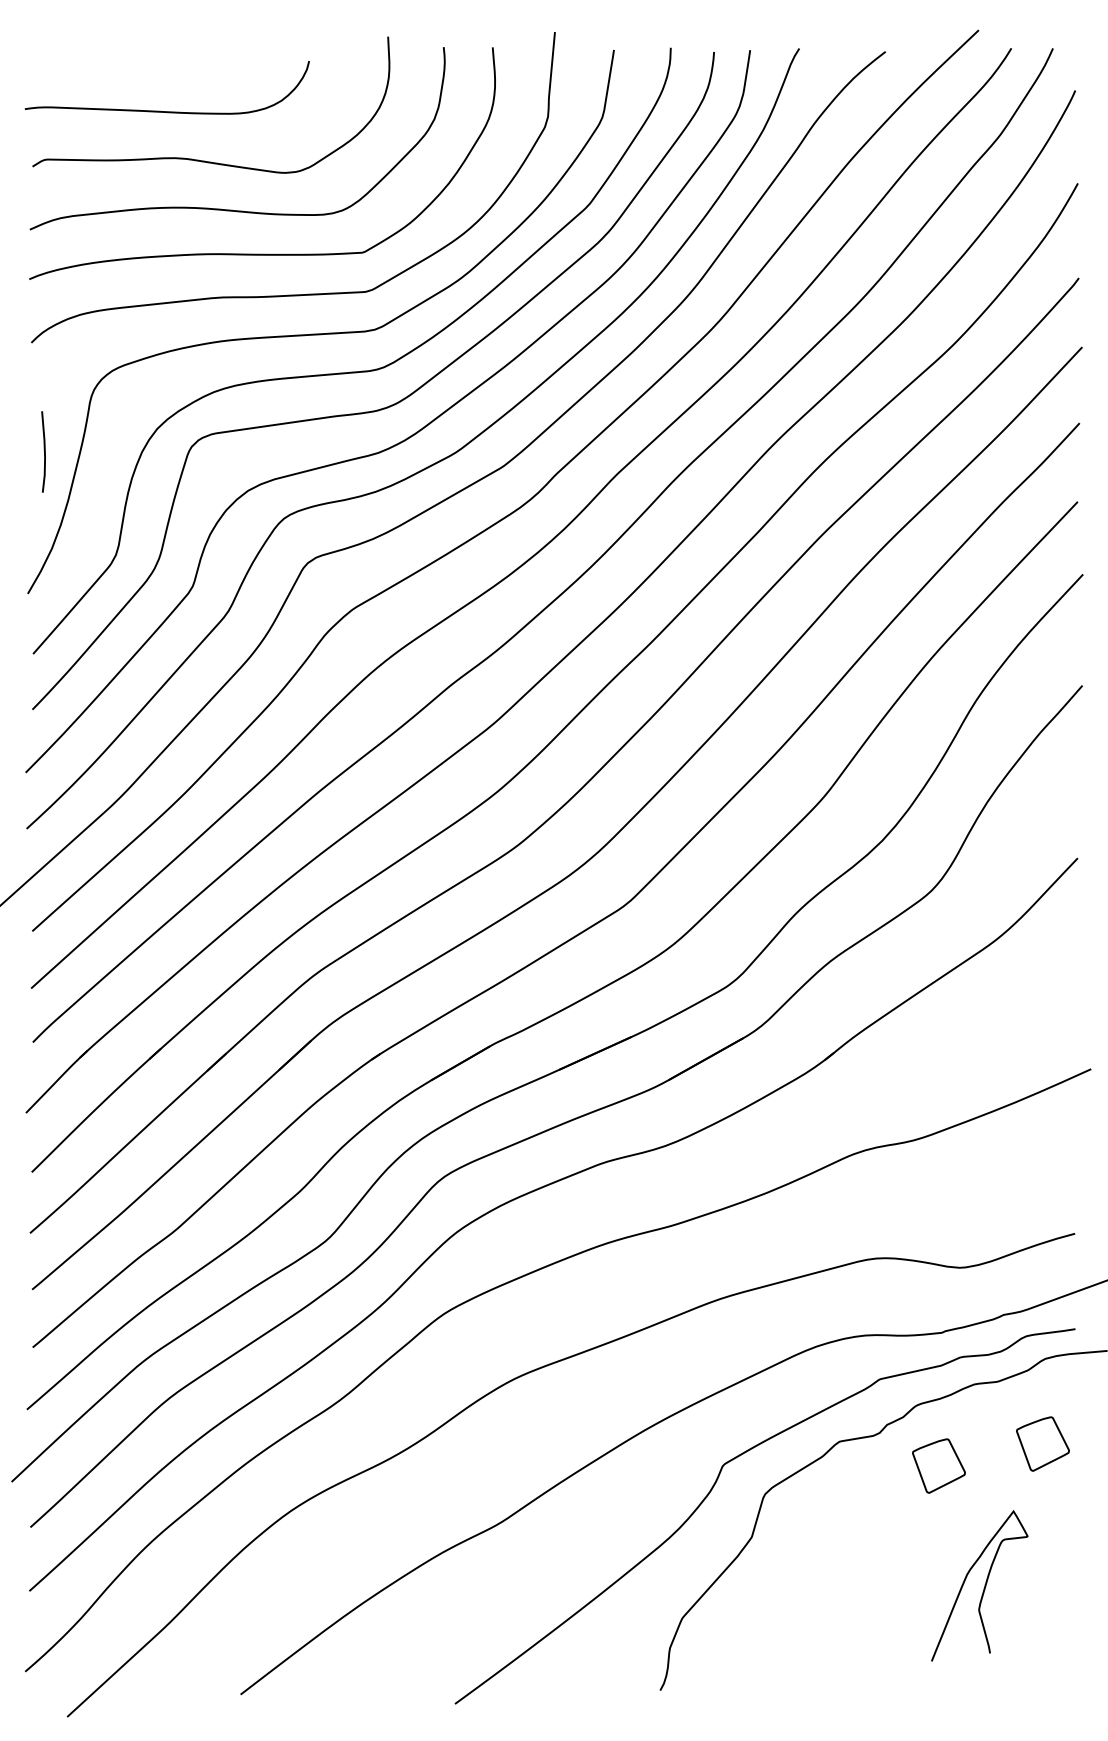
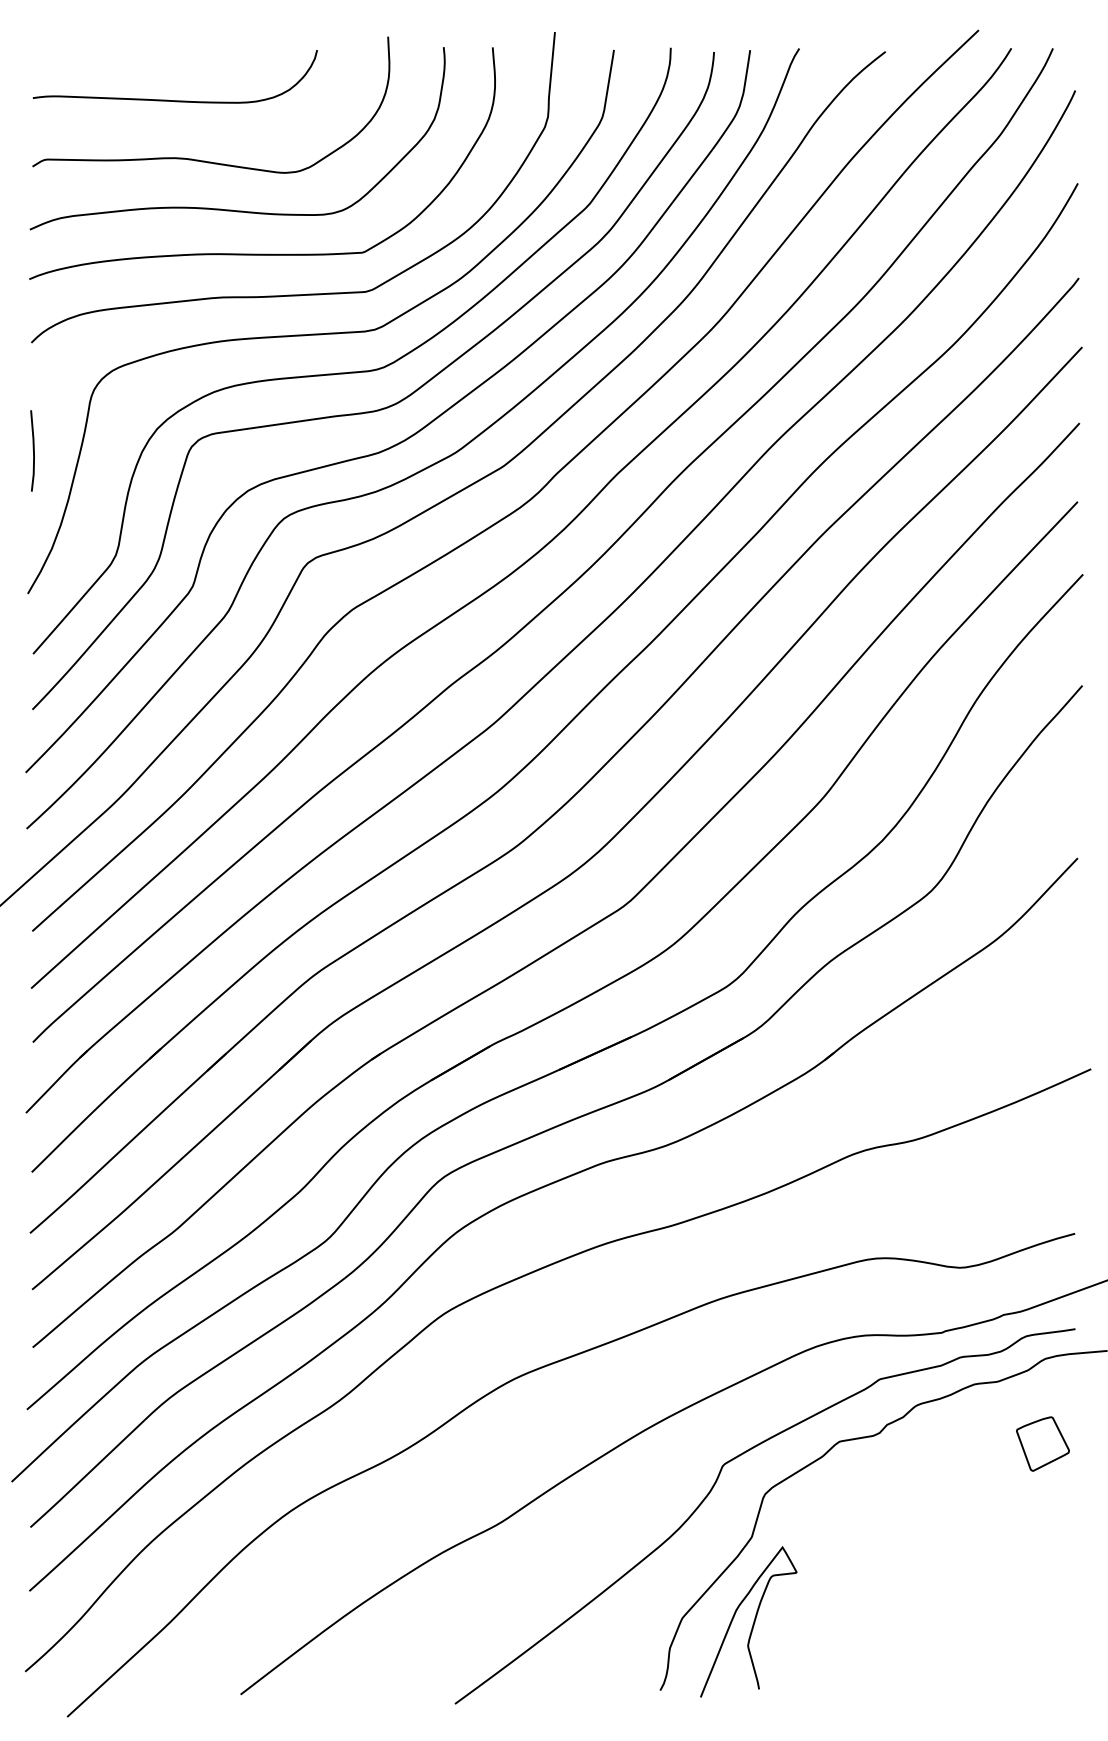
curve position: (160, 110) -> (168, 99) (168, 99)
line position: (44, 451) -> (33, 450) (33, 450)
part: present -> none (938, 1465)
curve position: (984, 1585) -> (753, 1621) (753, 1621)
